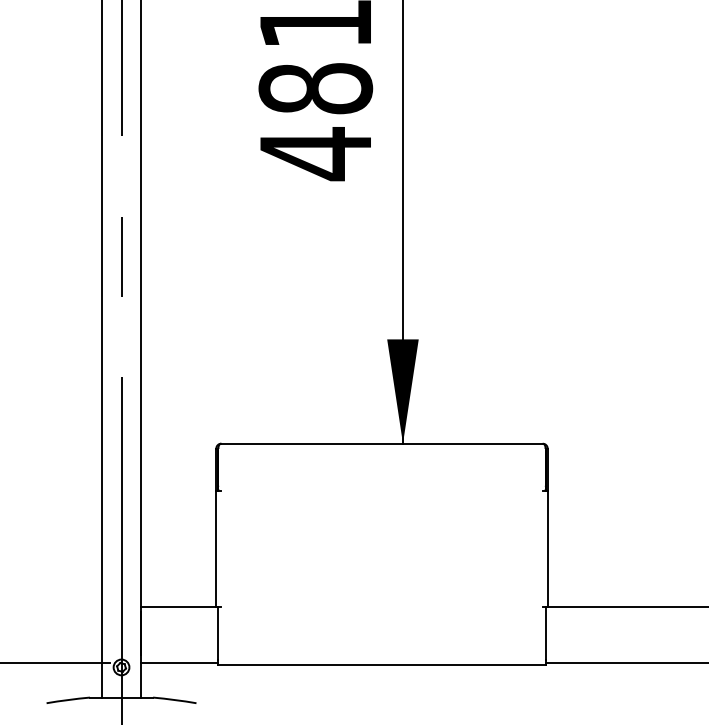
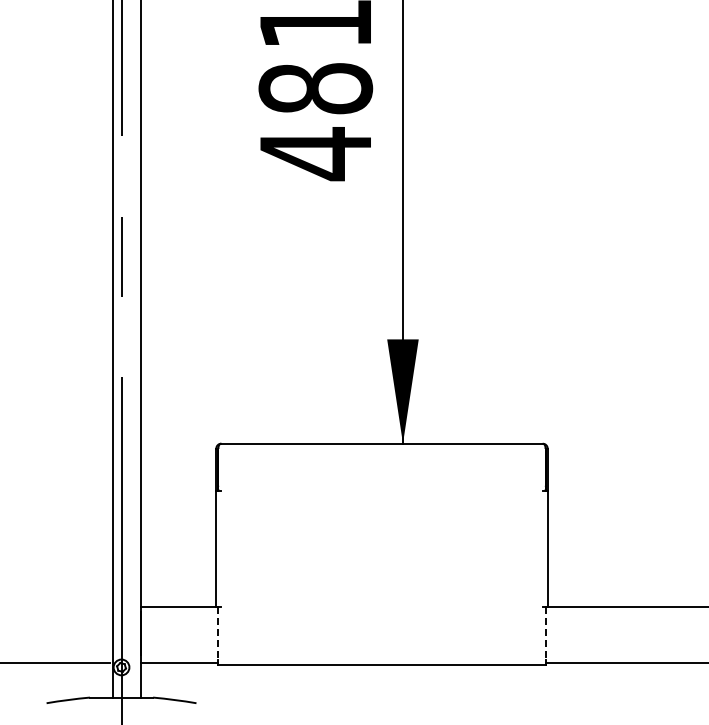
line position: (101, 349) -> (112, 349) (112, 349)
line: solid -> dashed (218, 633)
line: solid -> dashed (545, 633)
